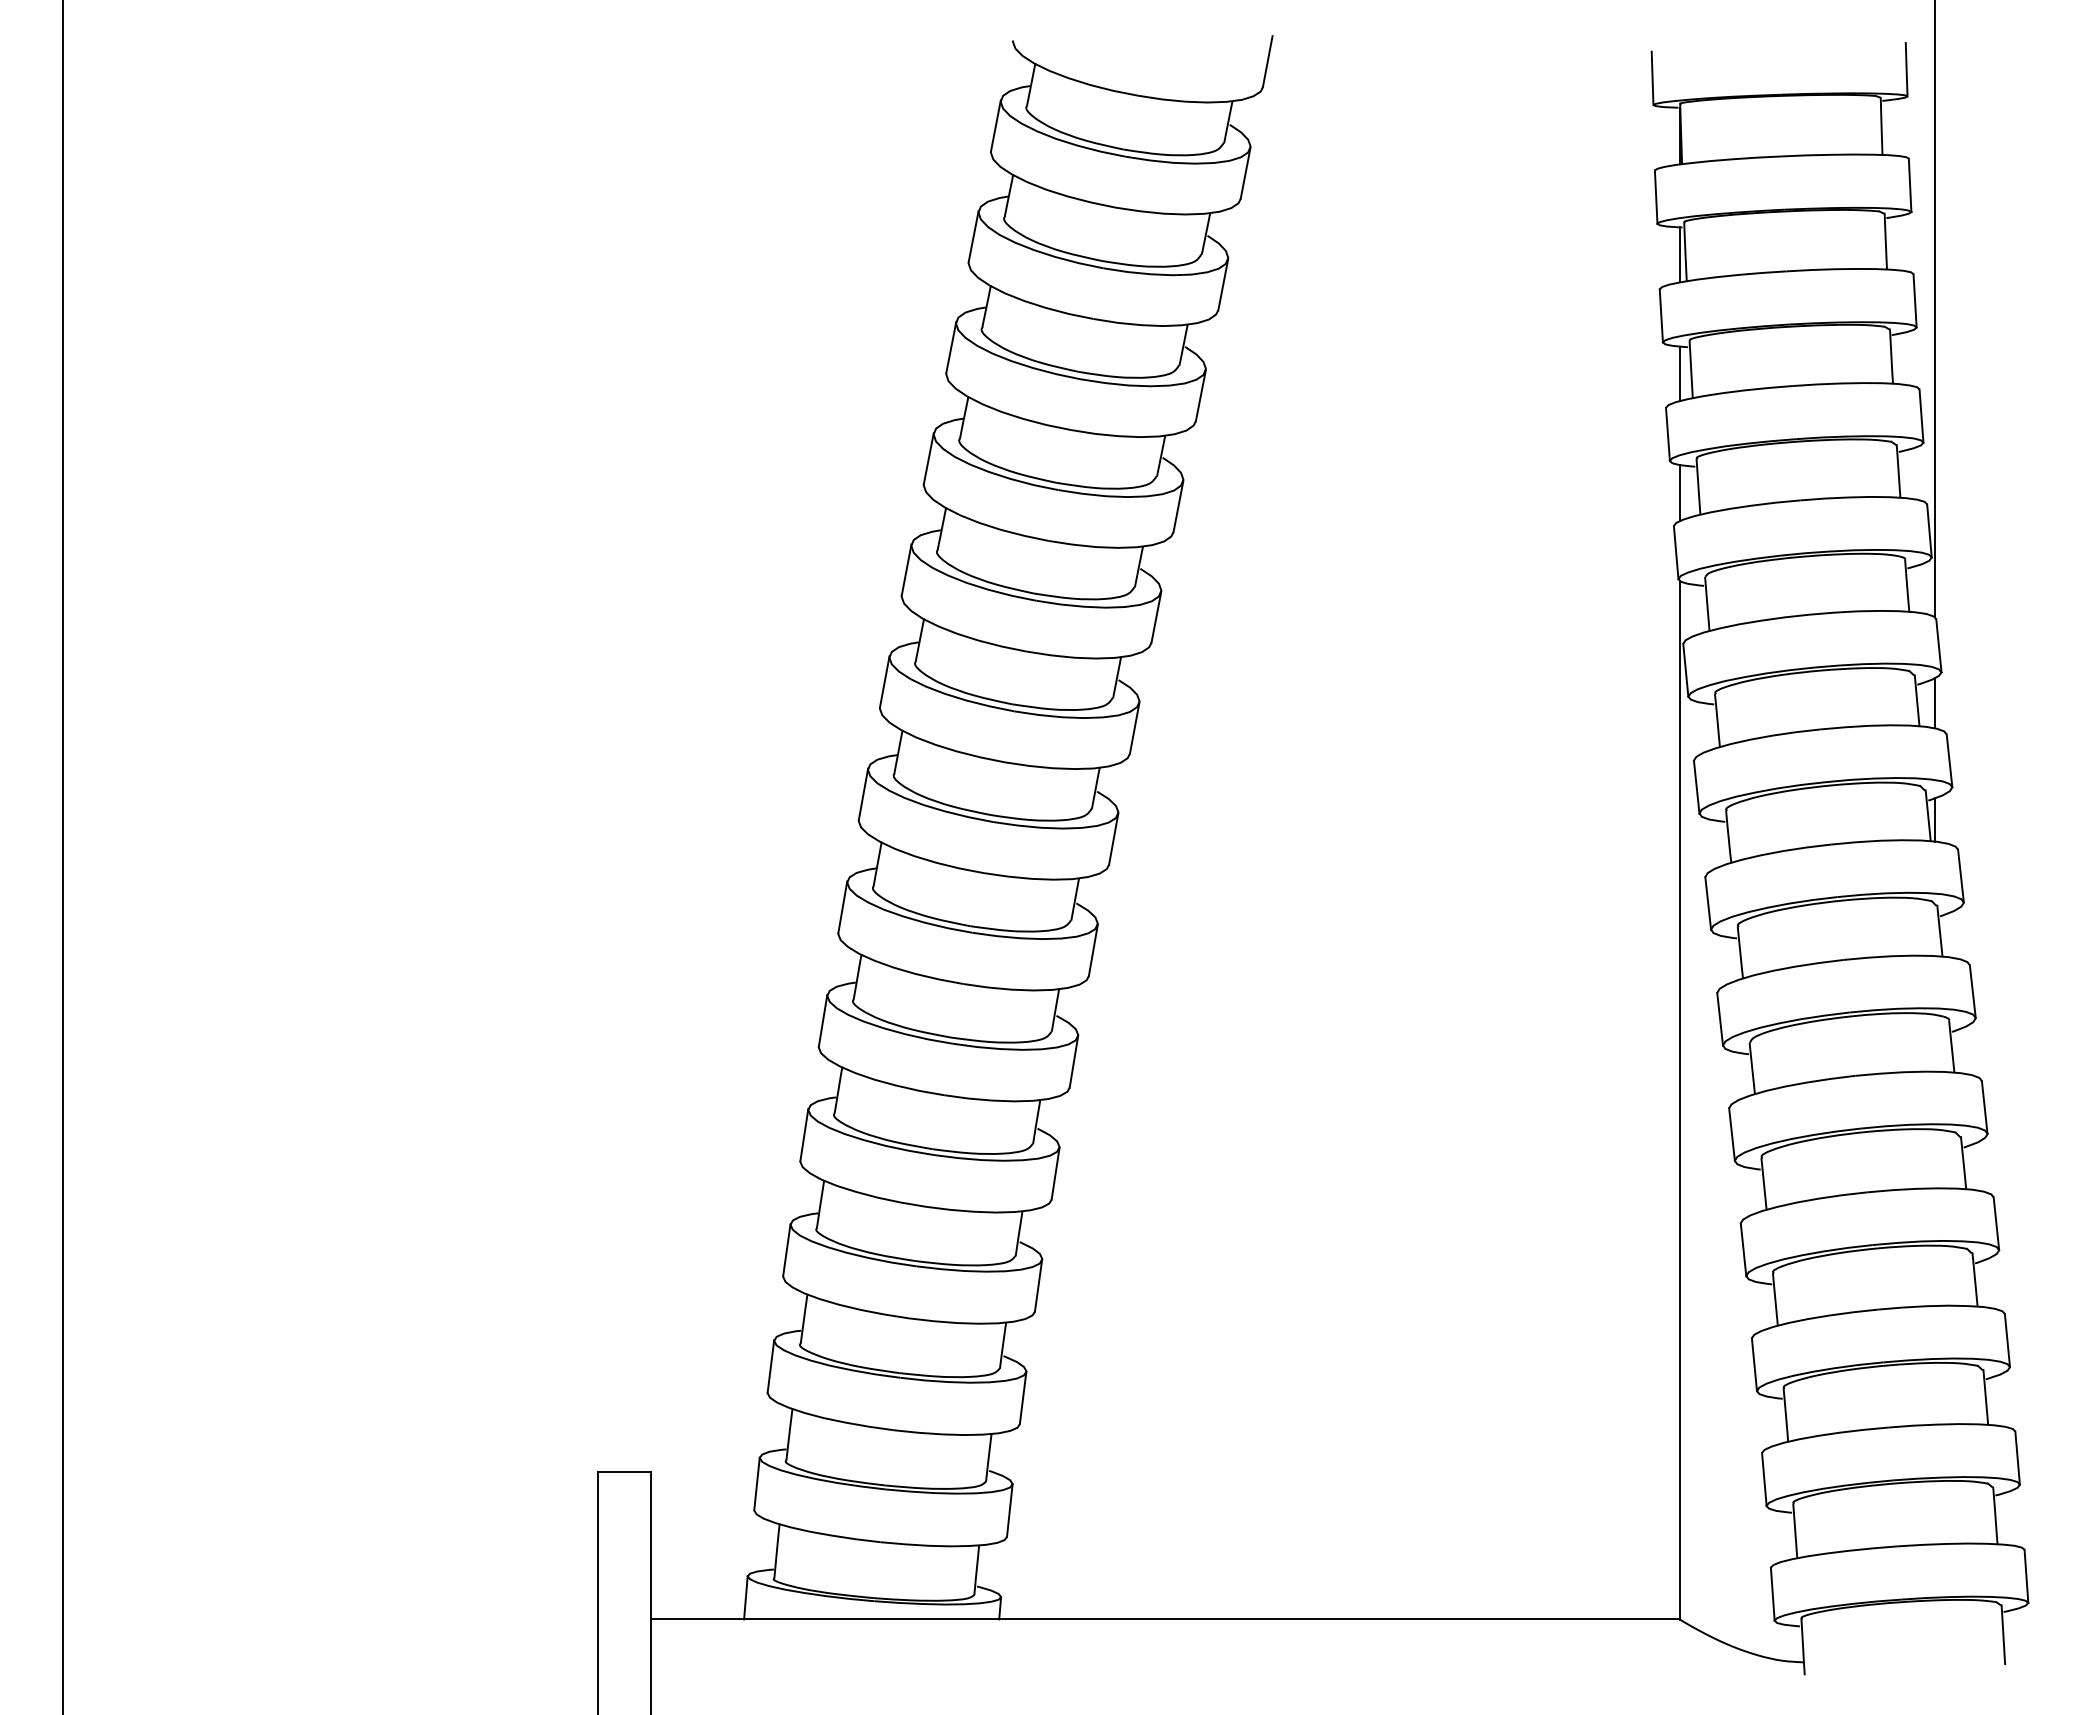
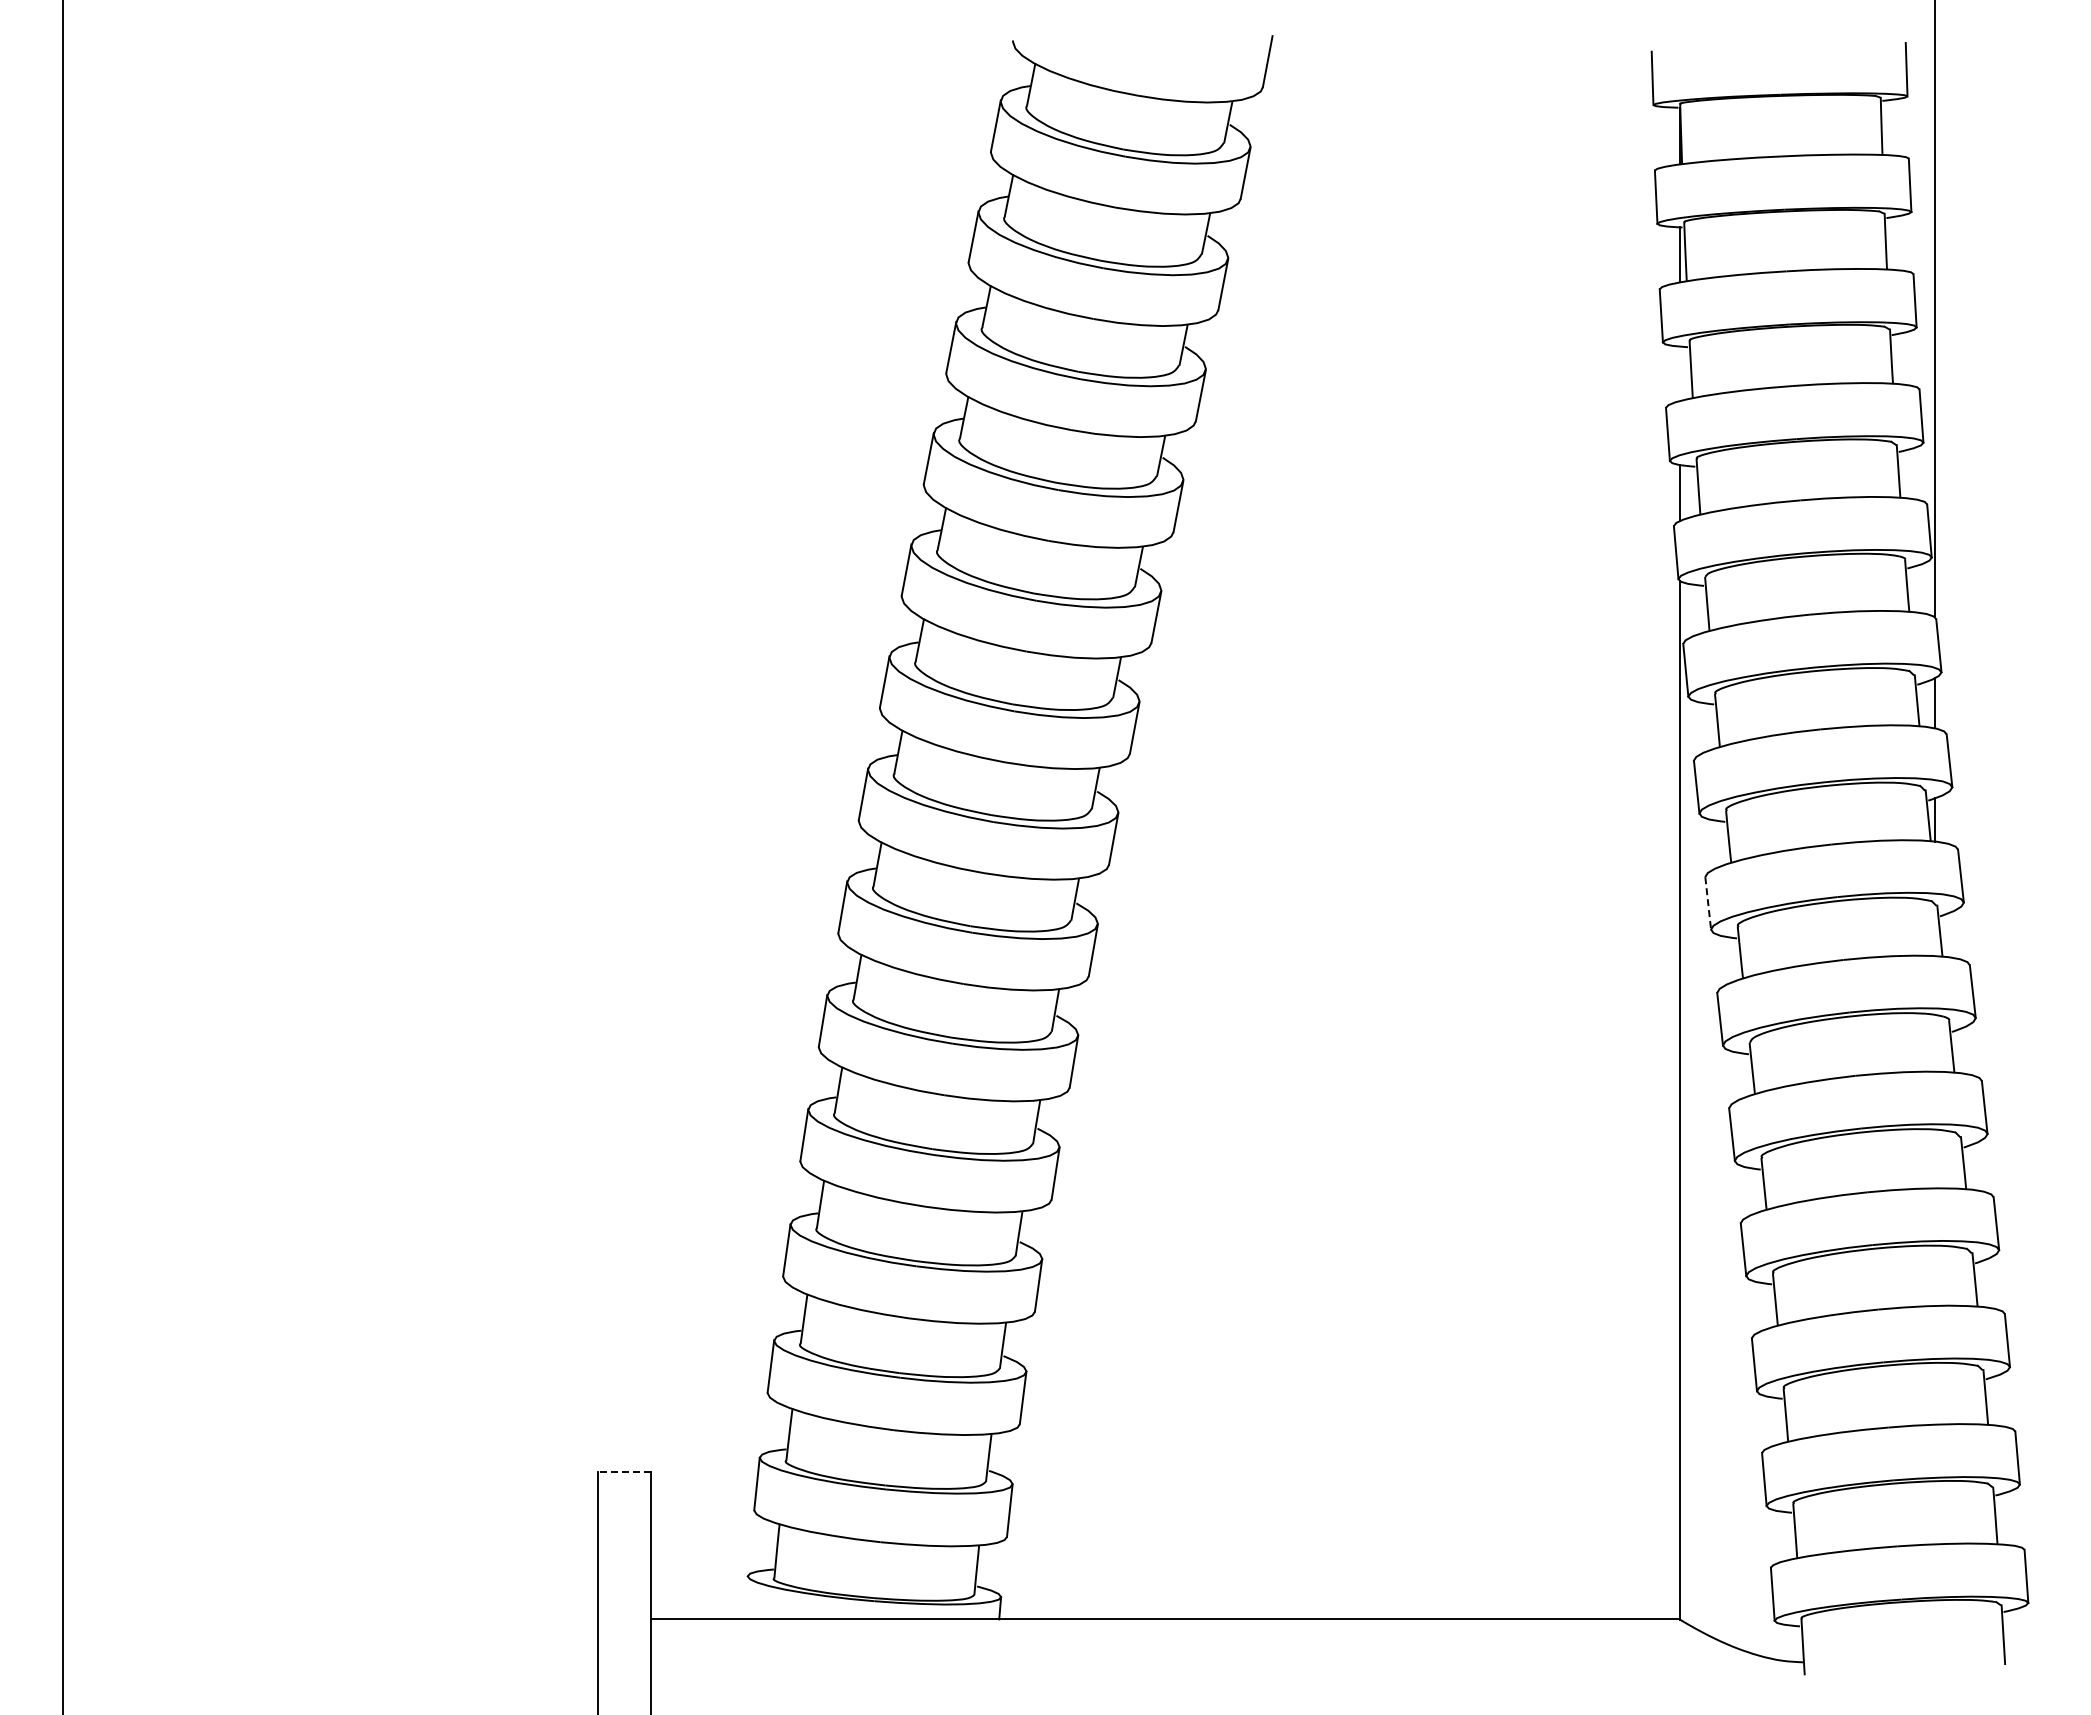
line: present -> none (1679, 373)
line: solid -> dashed (1708, 903)
line: solid -> dashed (624, 1472)
line: present -> none (745, 1597)
